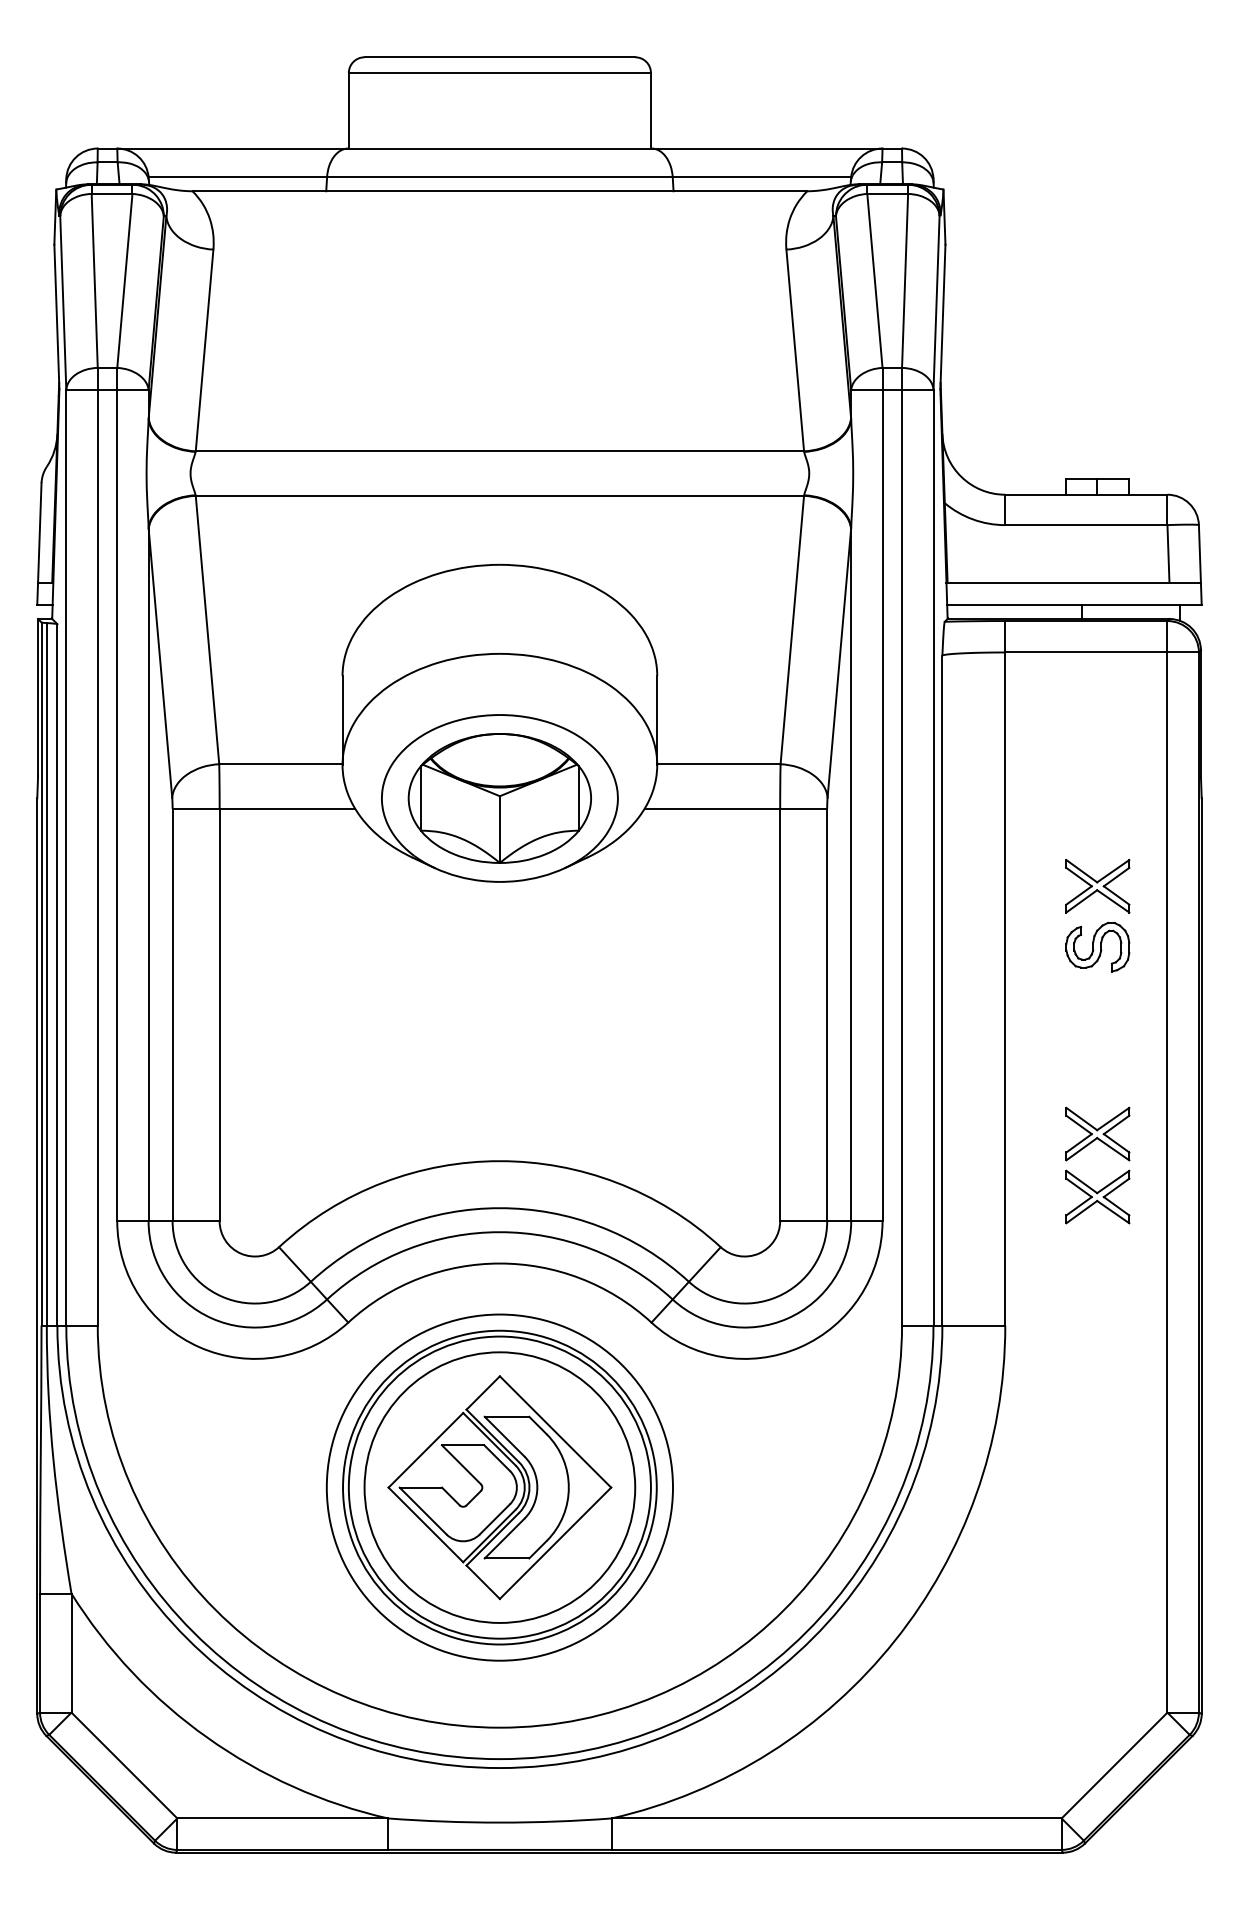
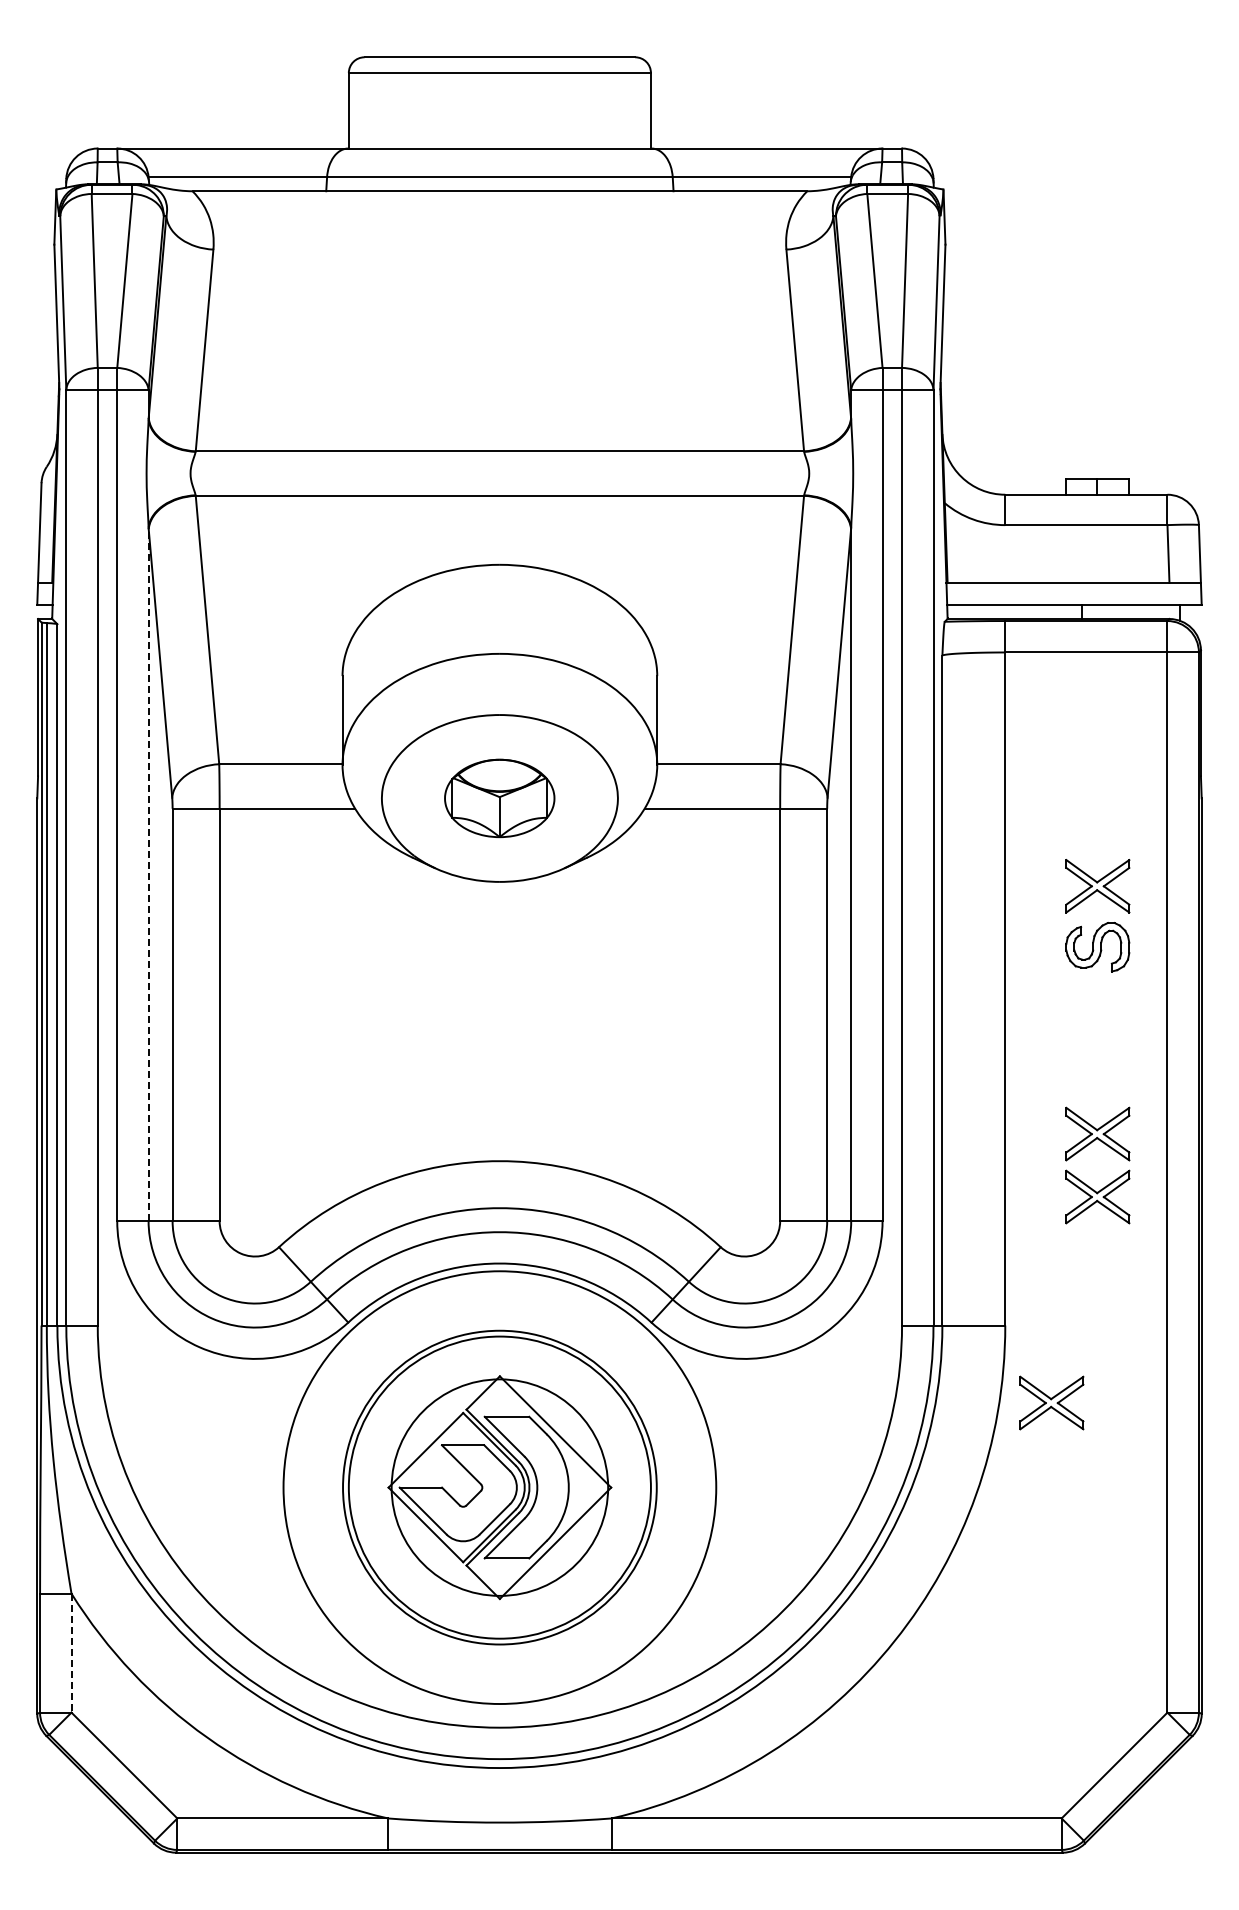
part size: 185x131 px -> 112x81 px (499, 798)
line: solid -> dashed (148, 874)
part: none -> present (1051, 1402)
circle diameter: 271 px -> 217 px (499, 1487)
circle diameter: 346 px -> 433 px (499, 1487)
line: solid -> dashed (71, 1653)
